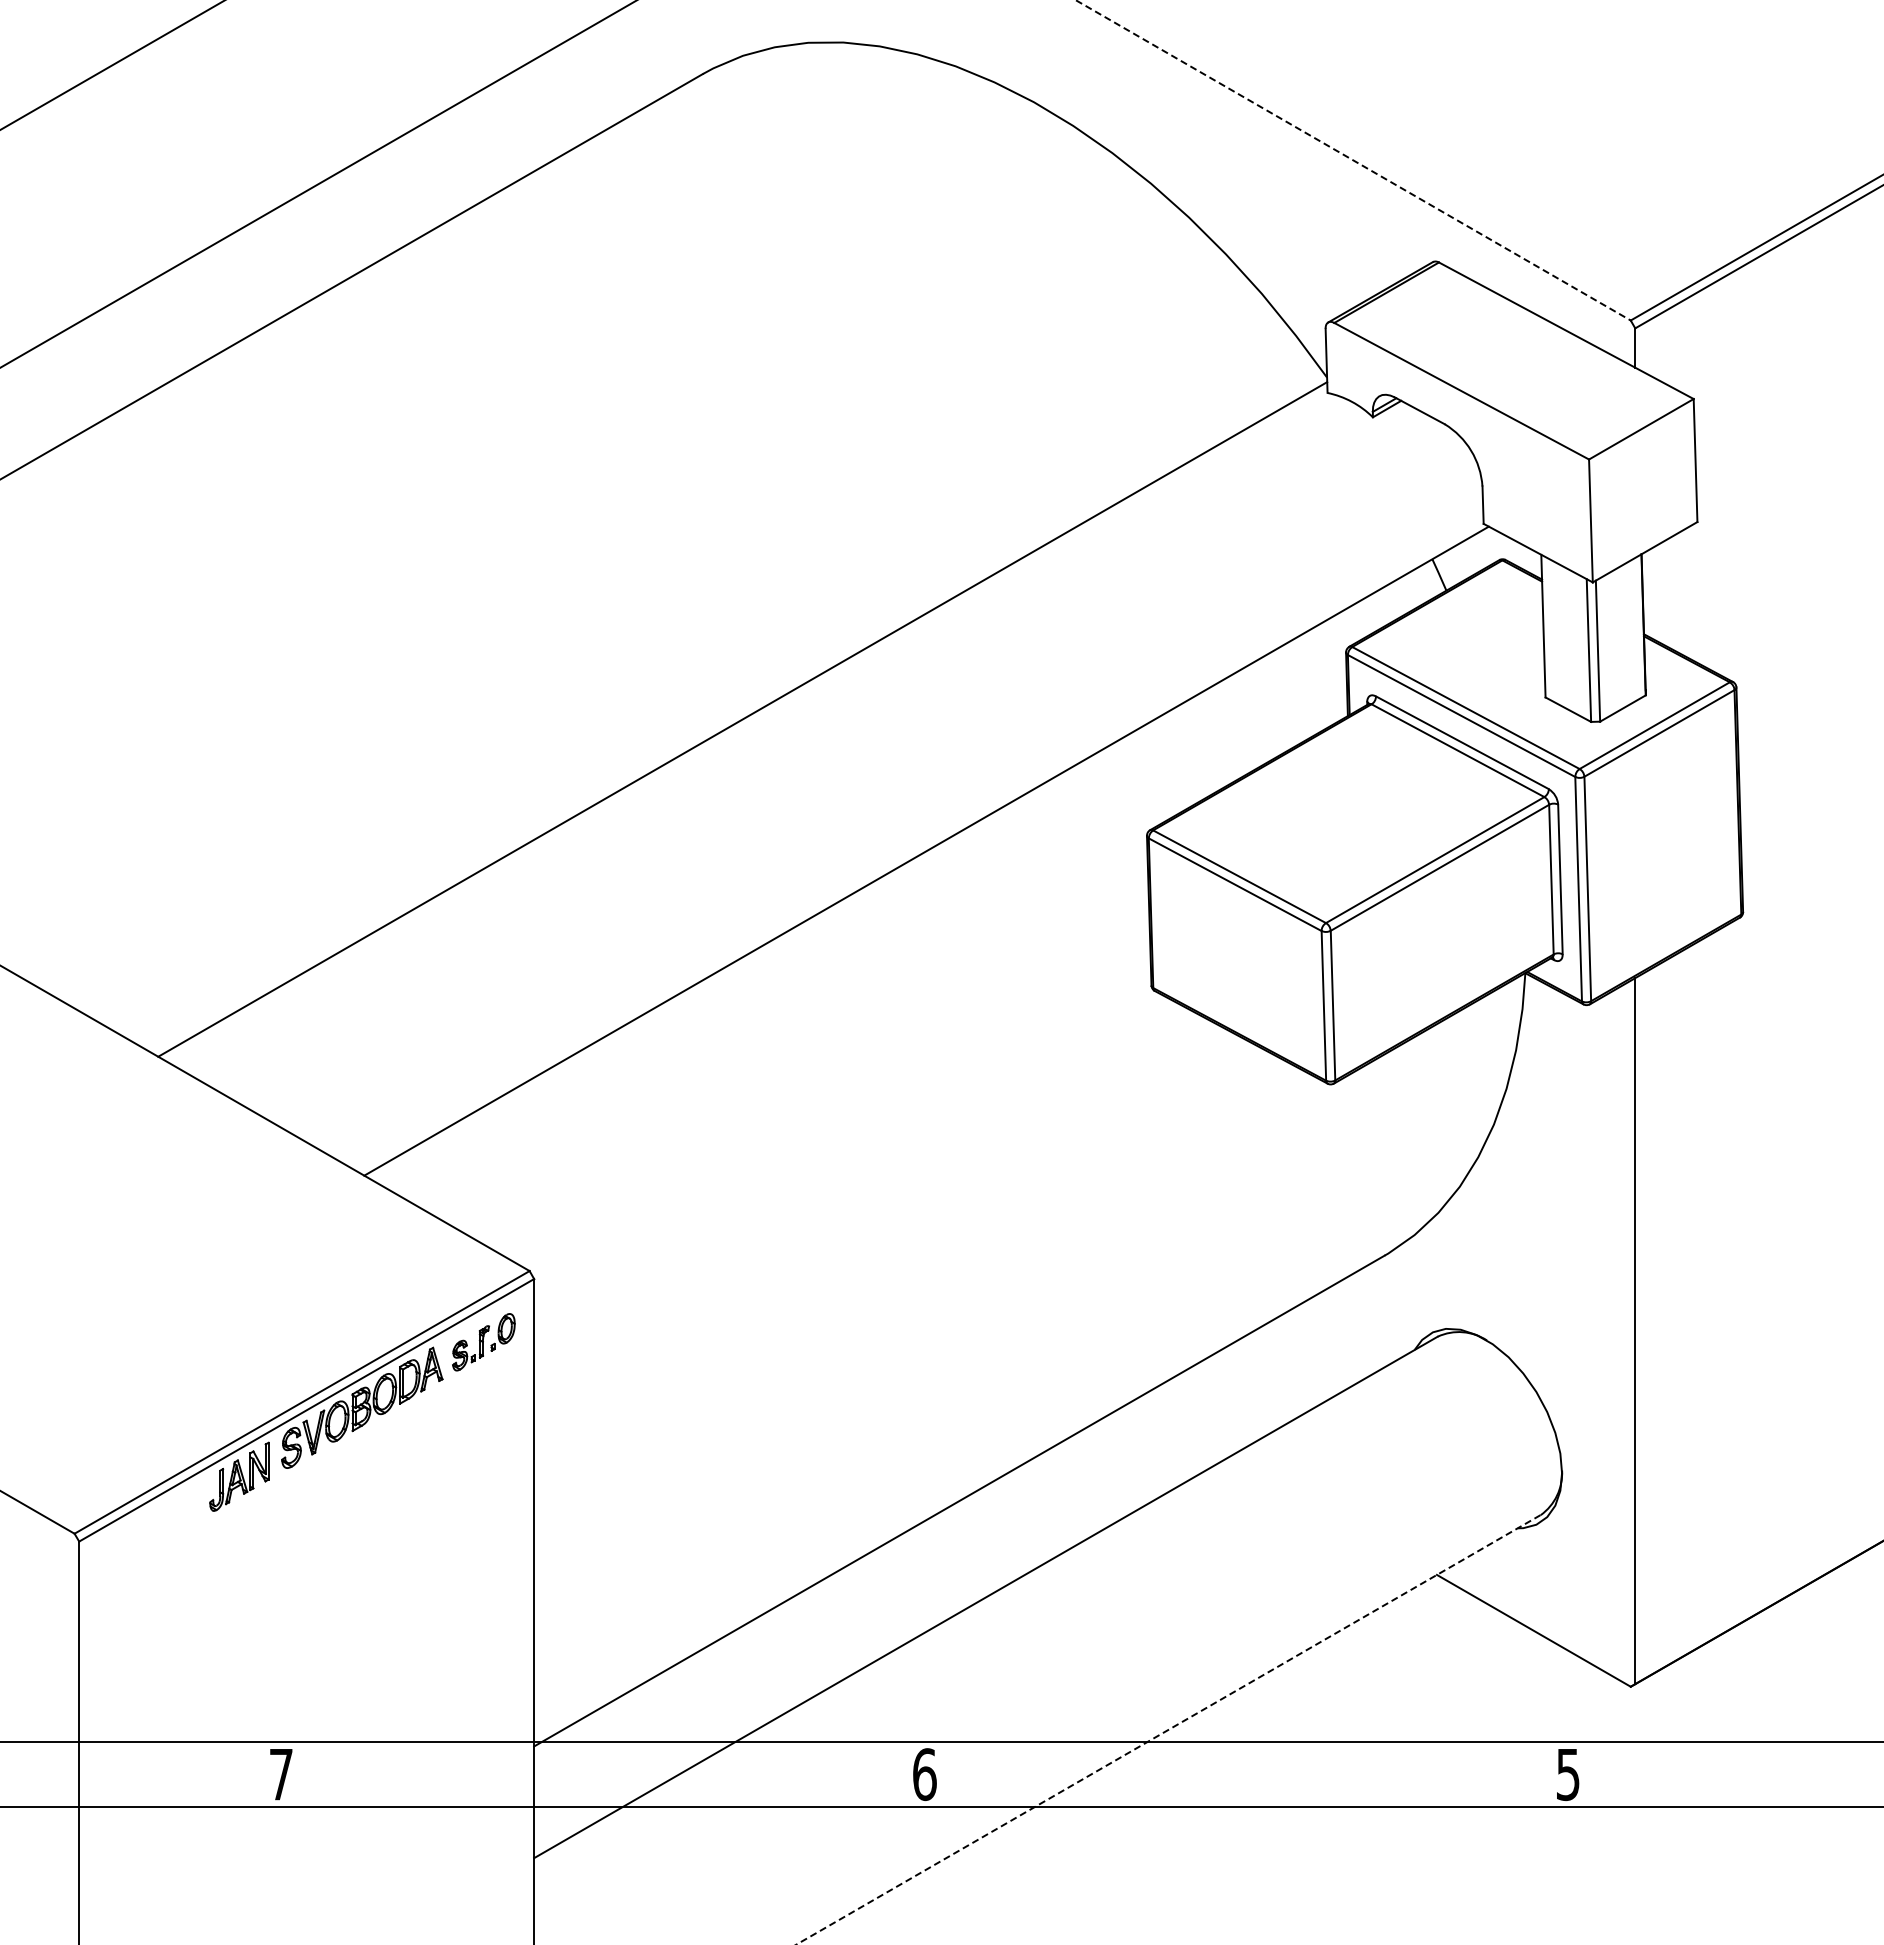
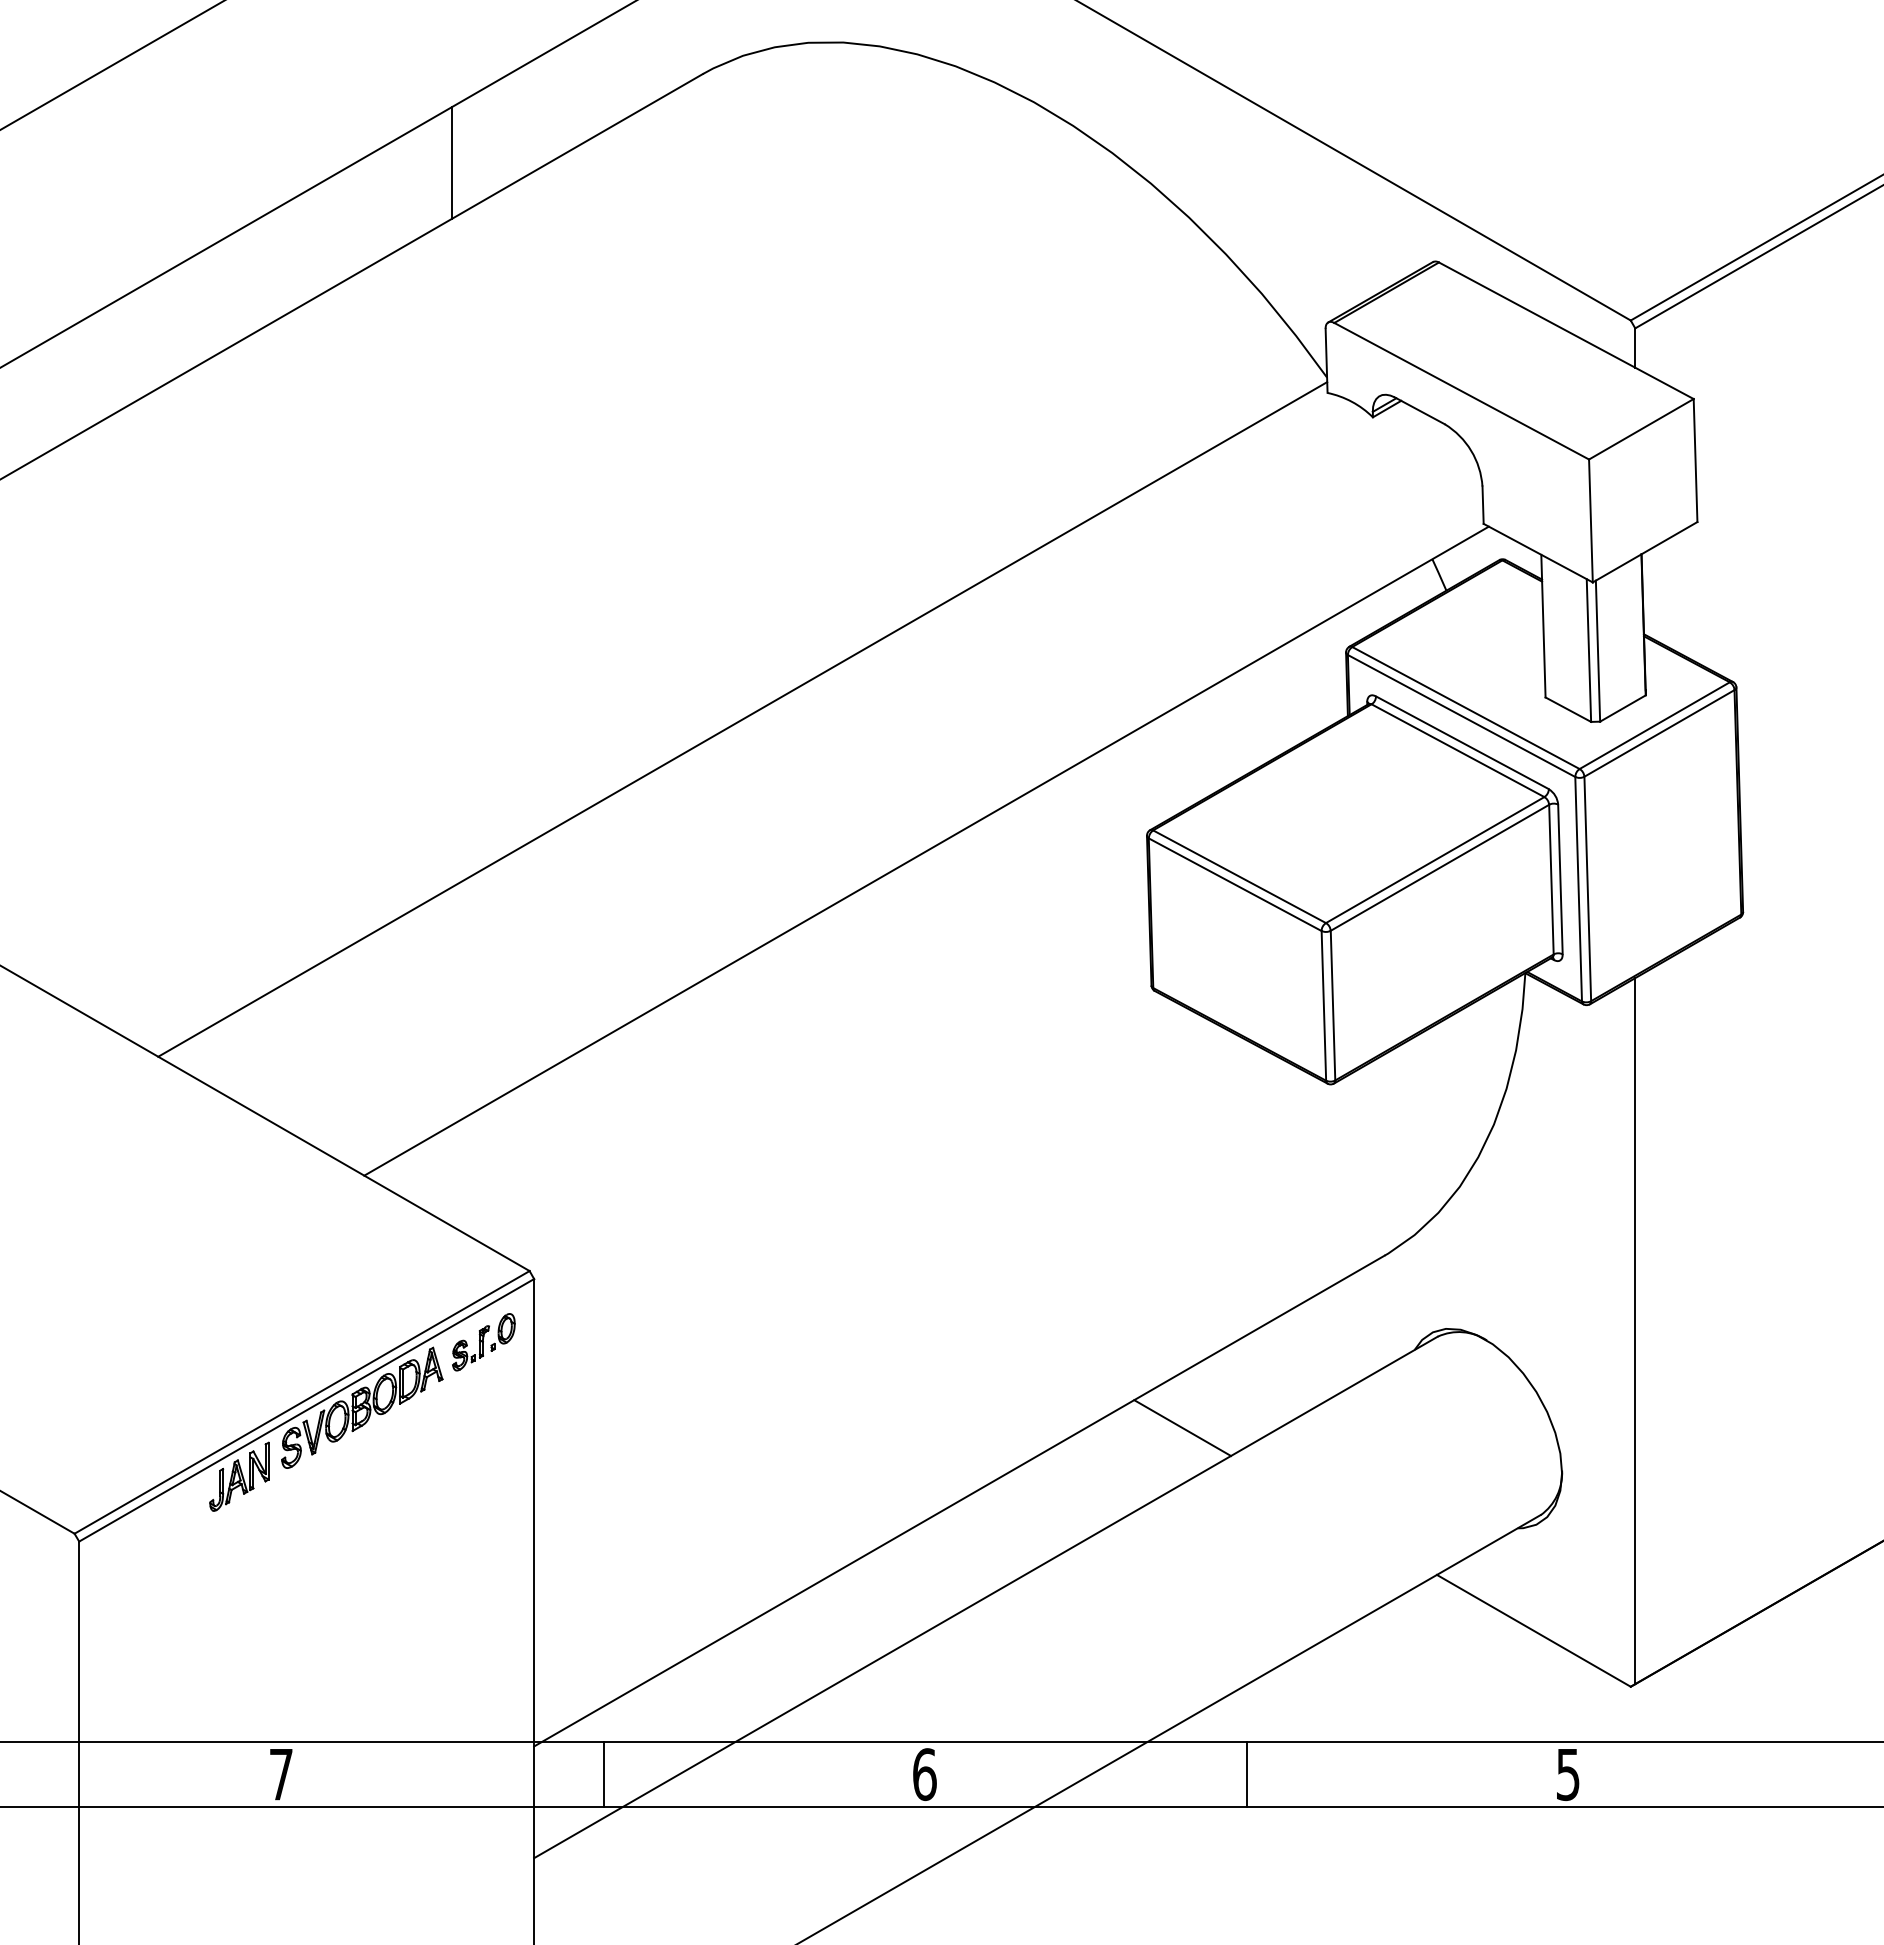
line: dashed -> solid (1353, 160)
line: none -> present (452, 162)
line: none -> present (1182, 1428)
line: dashed -> solid (1168, 1729)
line: none -> present (603, 1774)
line: none -> present (1247, 1774)
